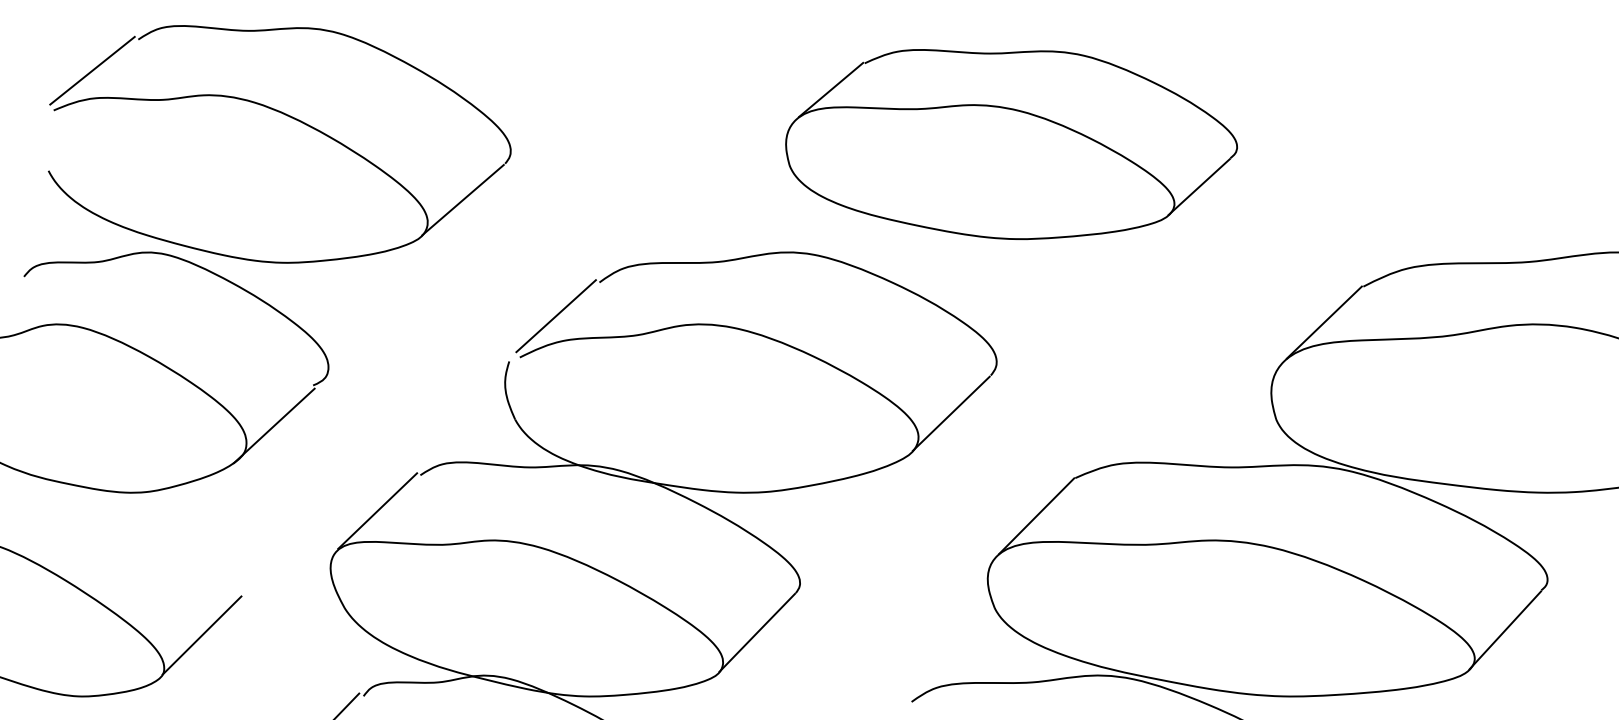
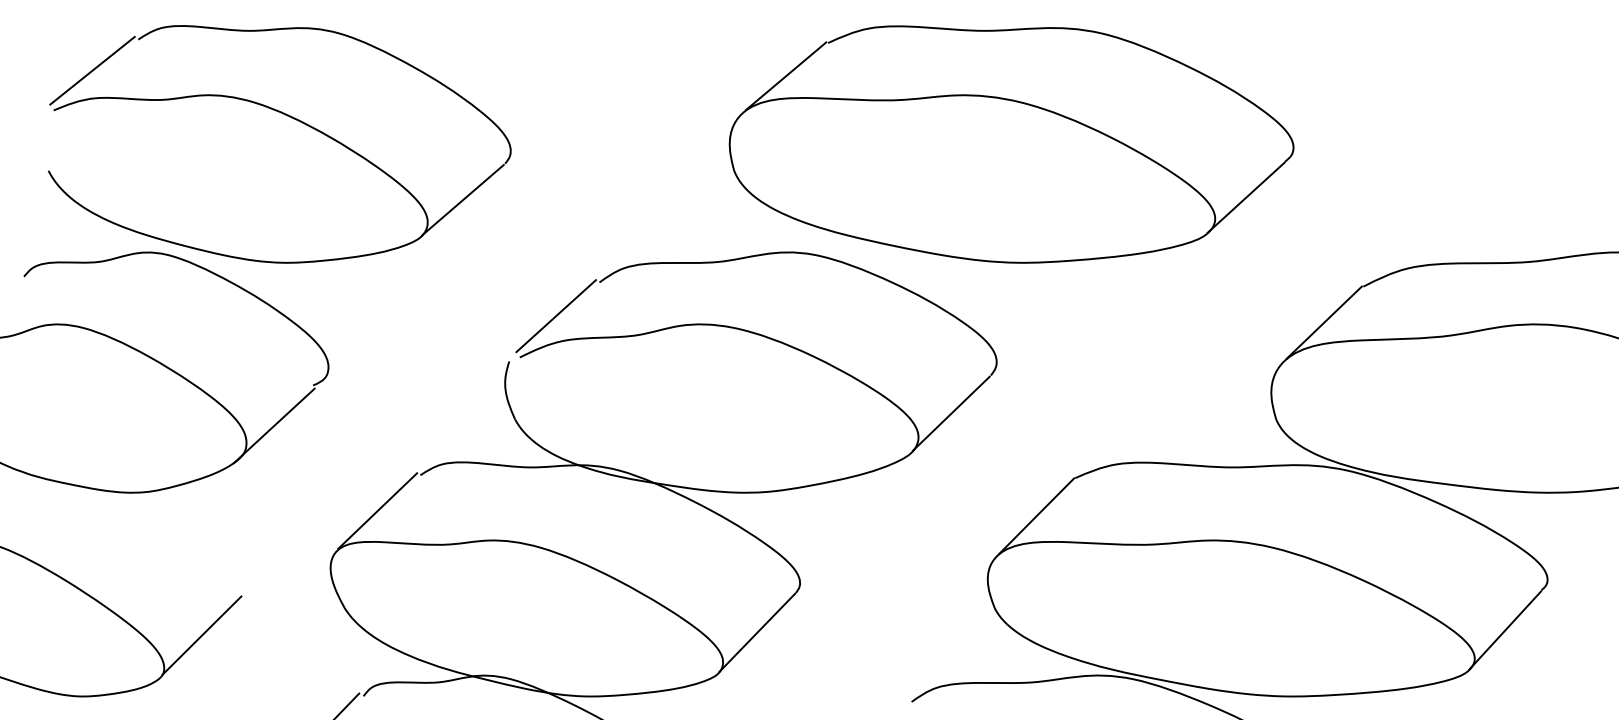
part size: 453x191 px -> 567x239 px (1011, 144)
